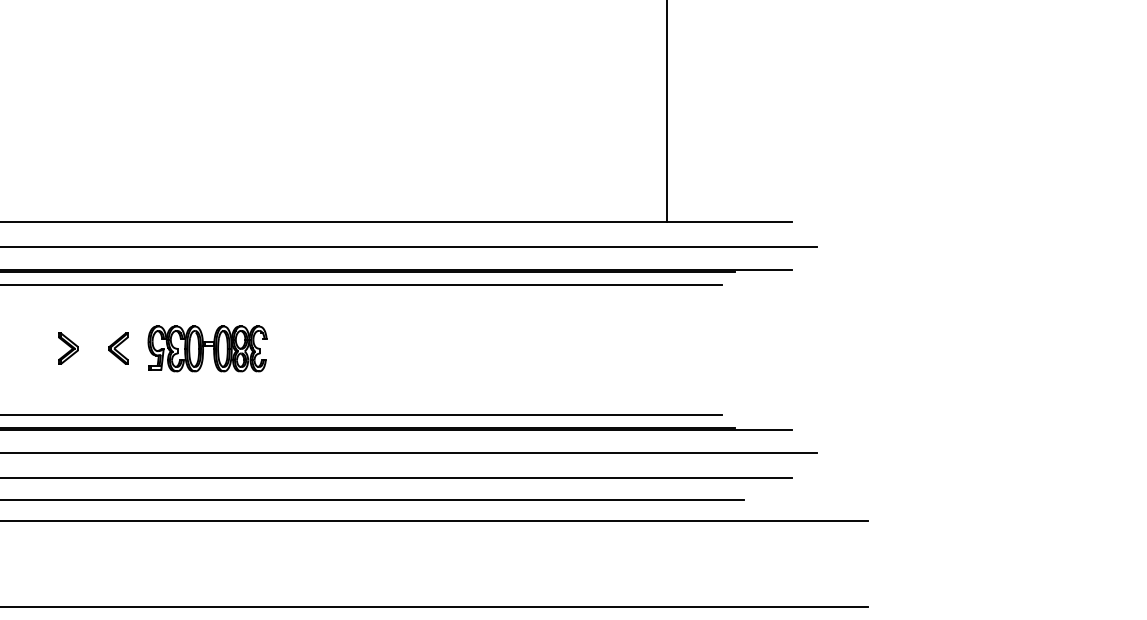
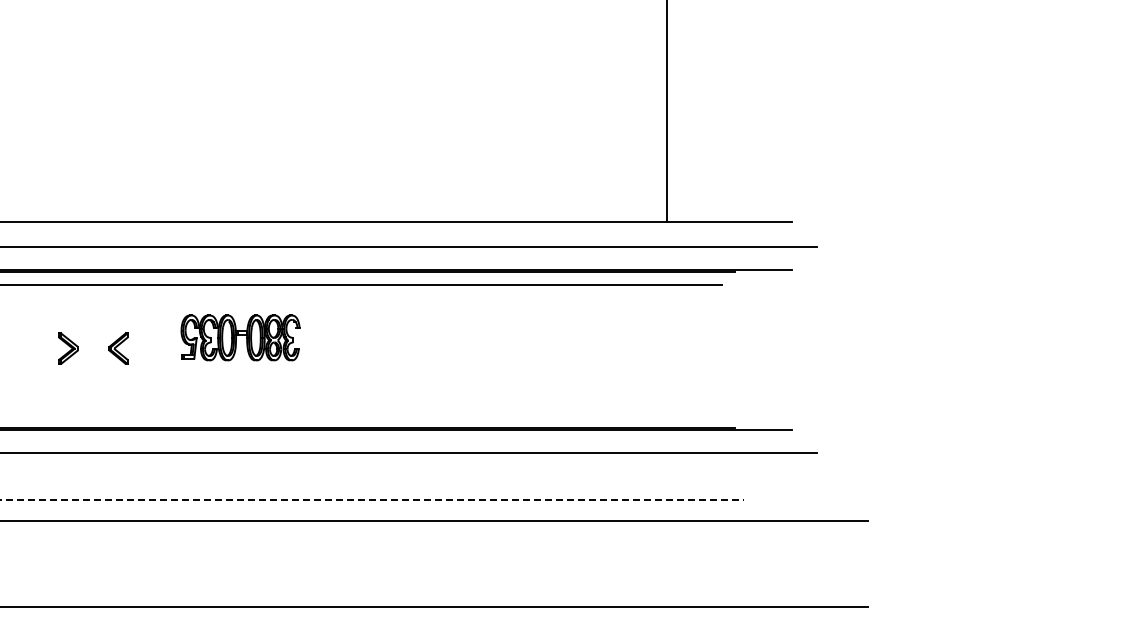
part position: (207, 348) -> (240, 337) (240, 337)
line: present -> none (362, 415)
line: present -> none (396, 478)
line: solid -> dashed (372, 499)
